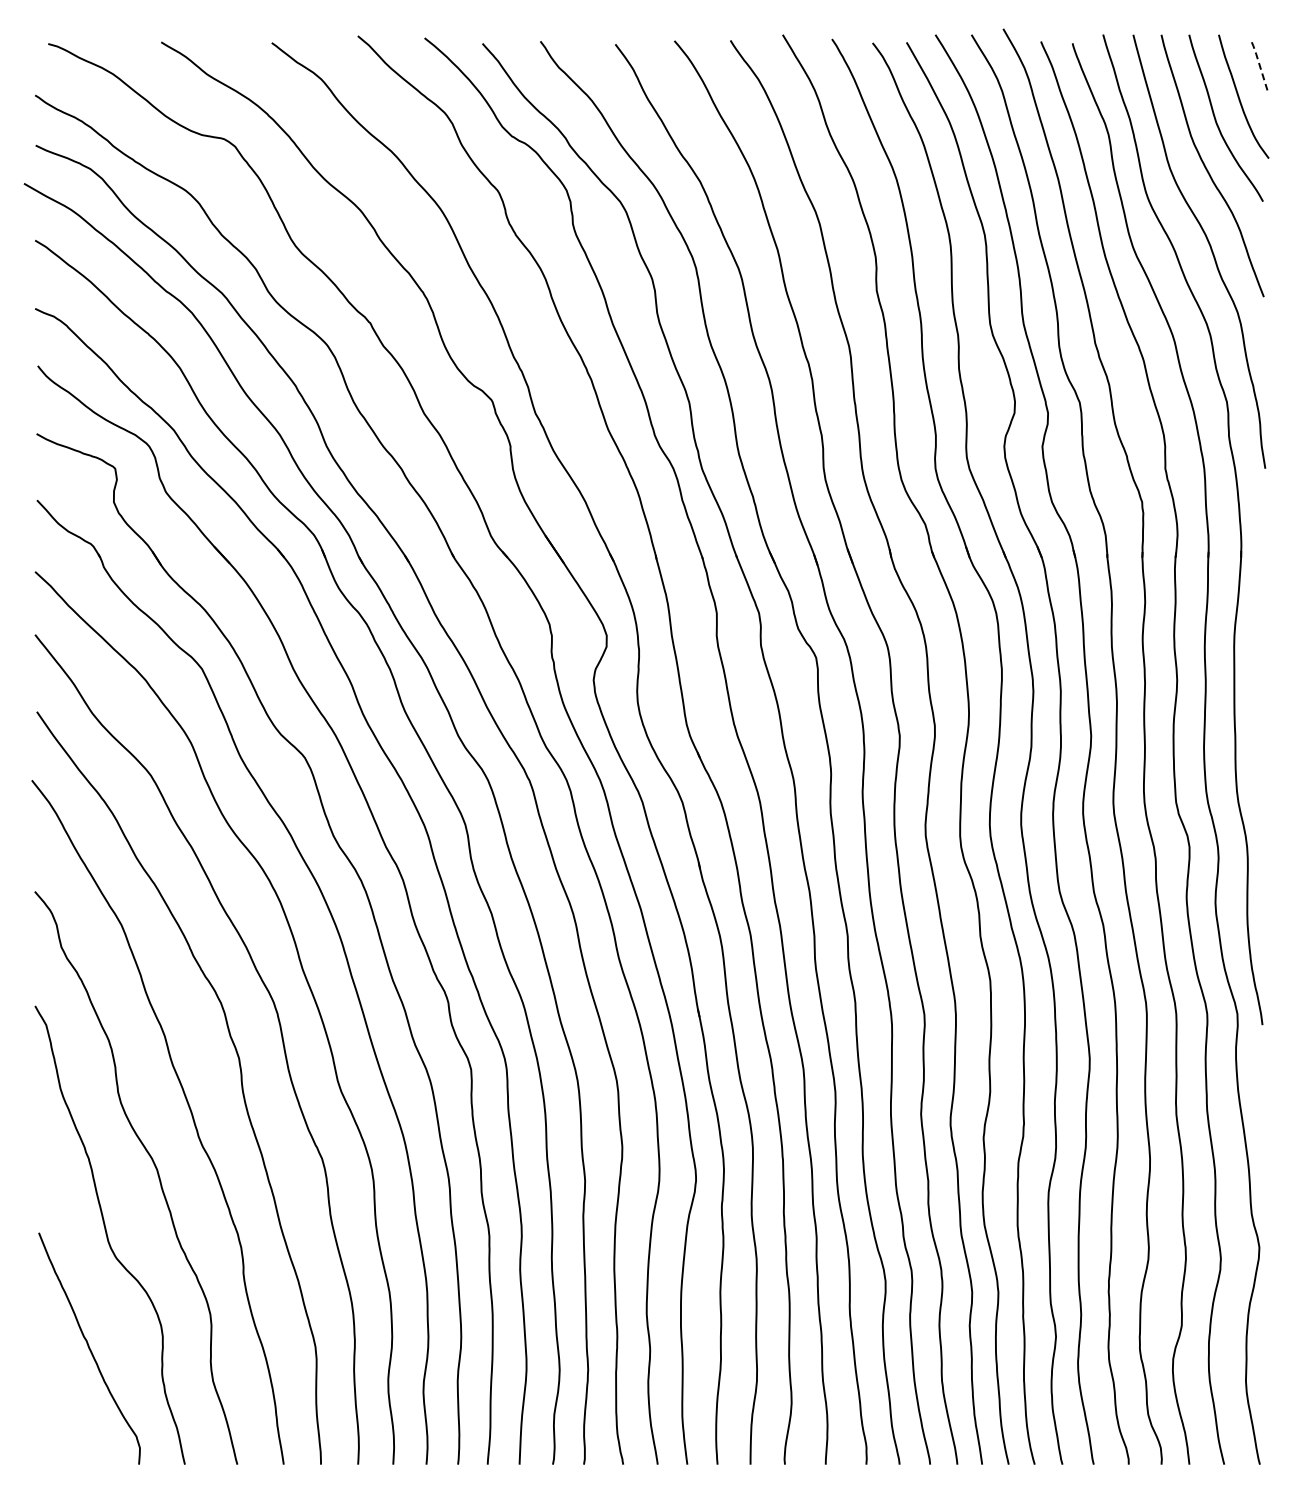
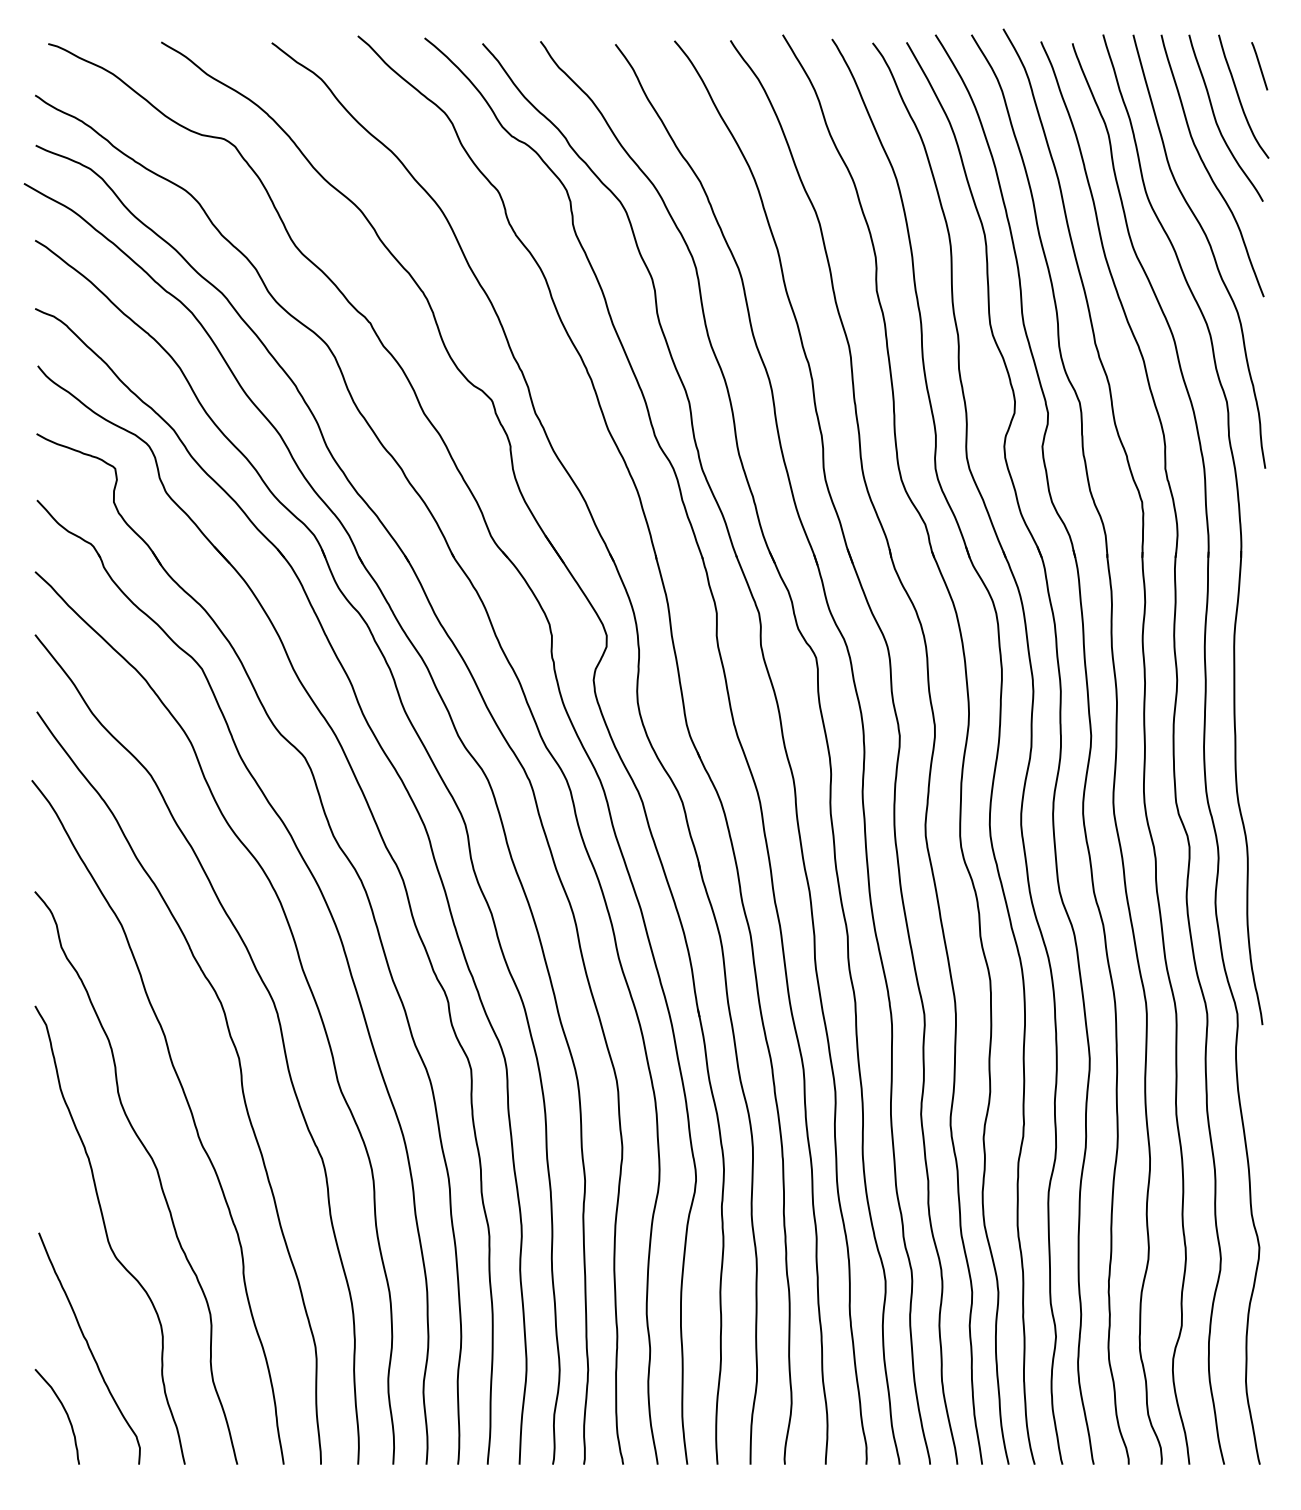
line: dashed -> solid (1259, 65)
curve: none -> present (64, 1411)
